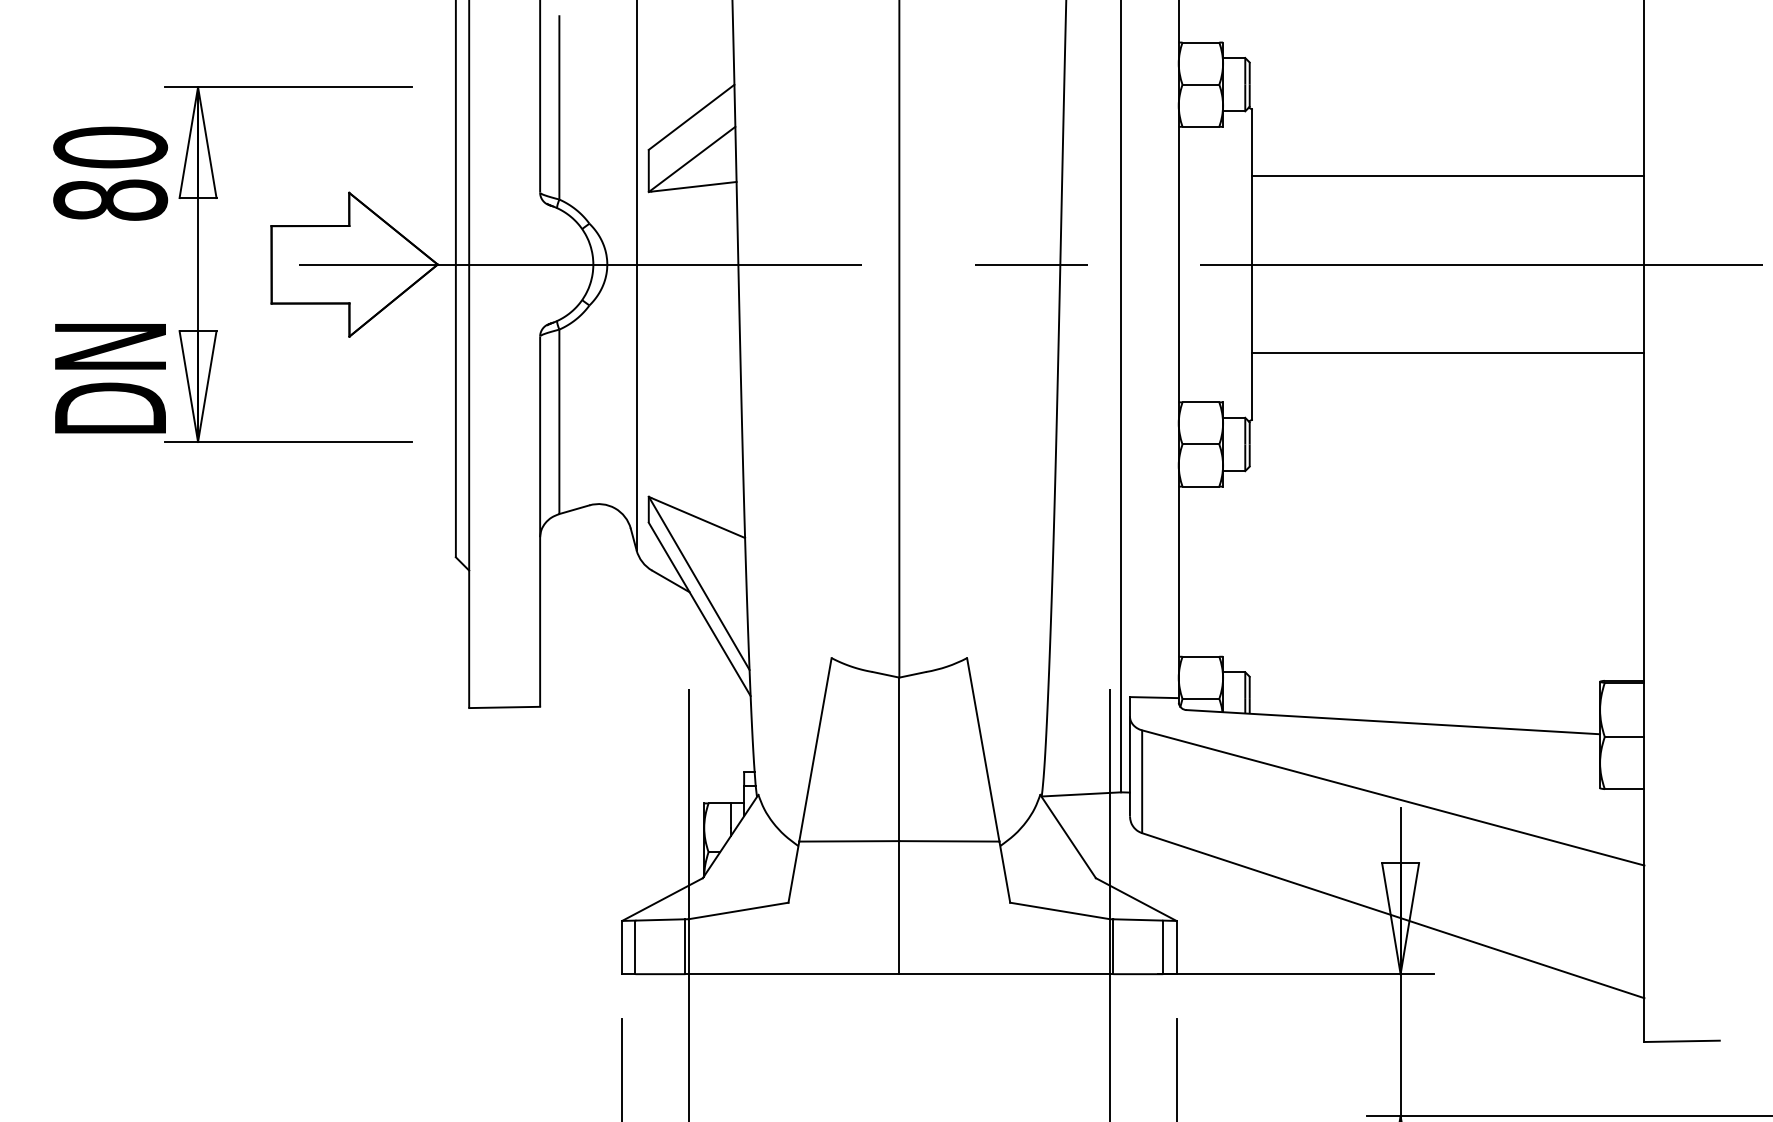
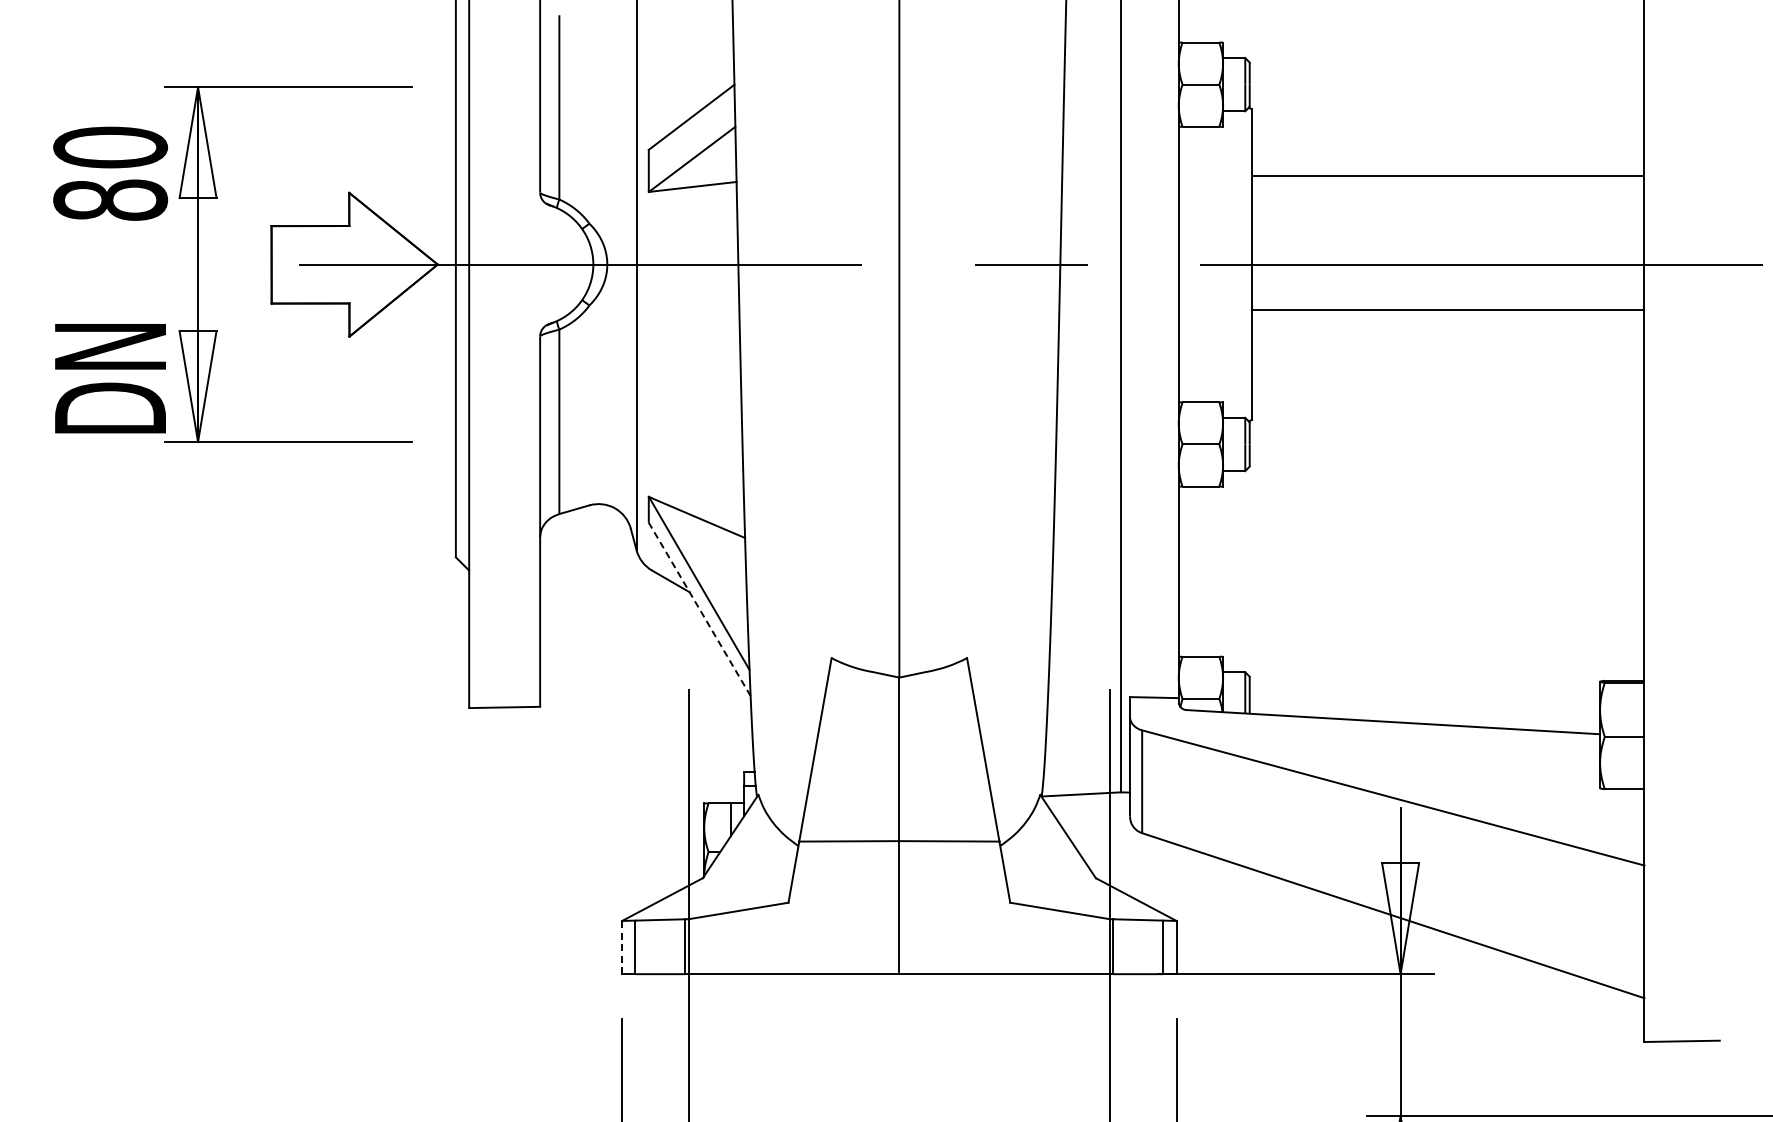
line position: (1447, 353) -> (1447, 310) (1447, 310)
line: solid -> dashed (699, 609)
line: solid -> dashed (622, 947)
